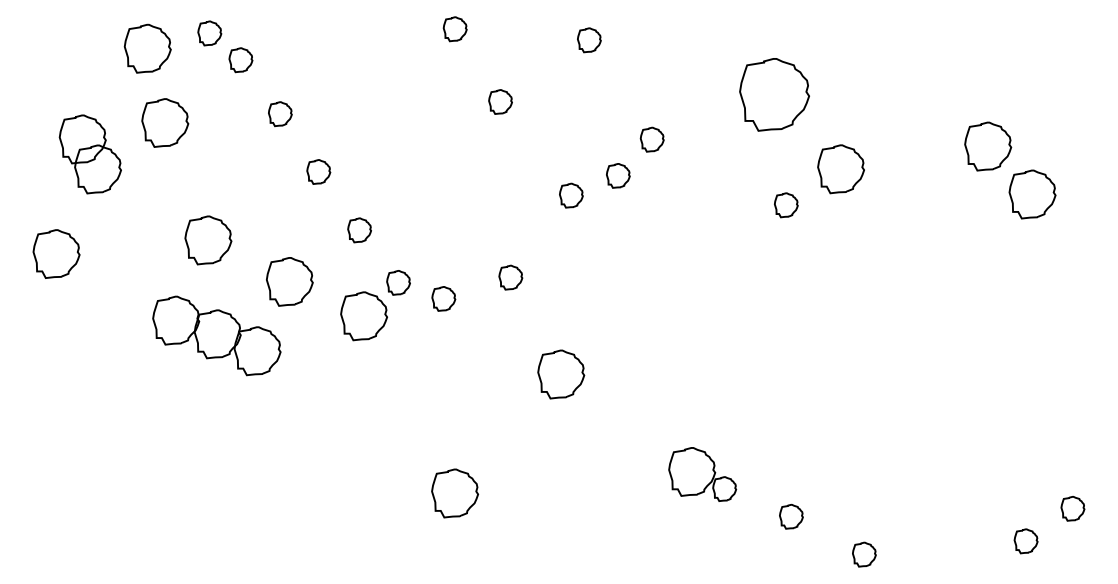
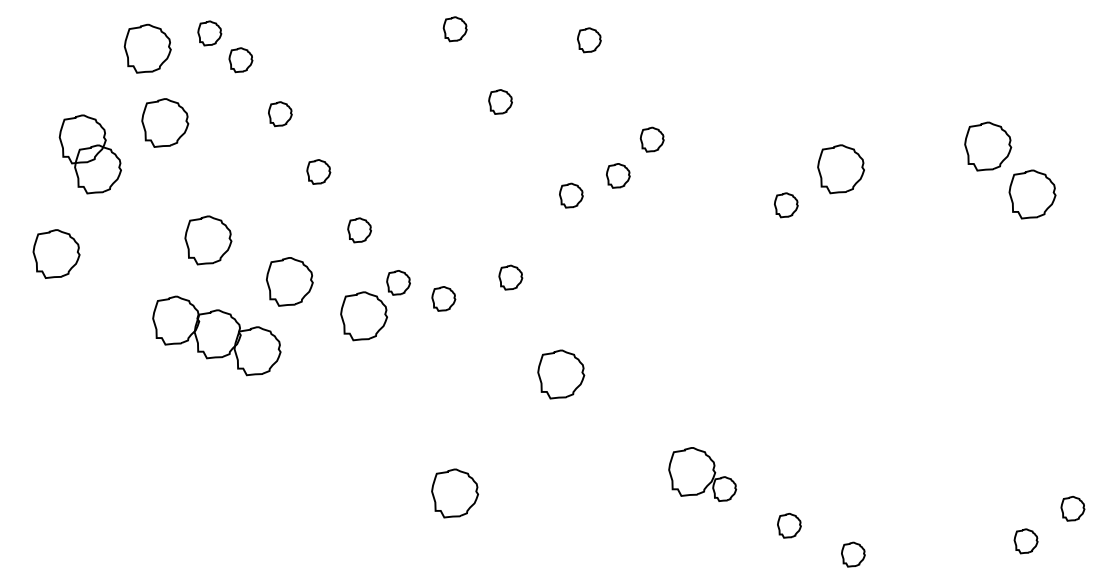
part: present -> none (774, 94)
part position: (791, 516) -> (789, 525) (789, 525)
part position: (864, 554) -> (853, 554) (853, 554)
